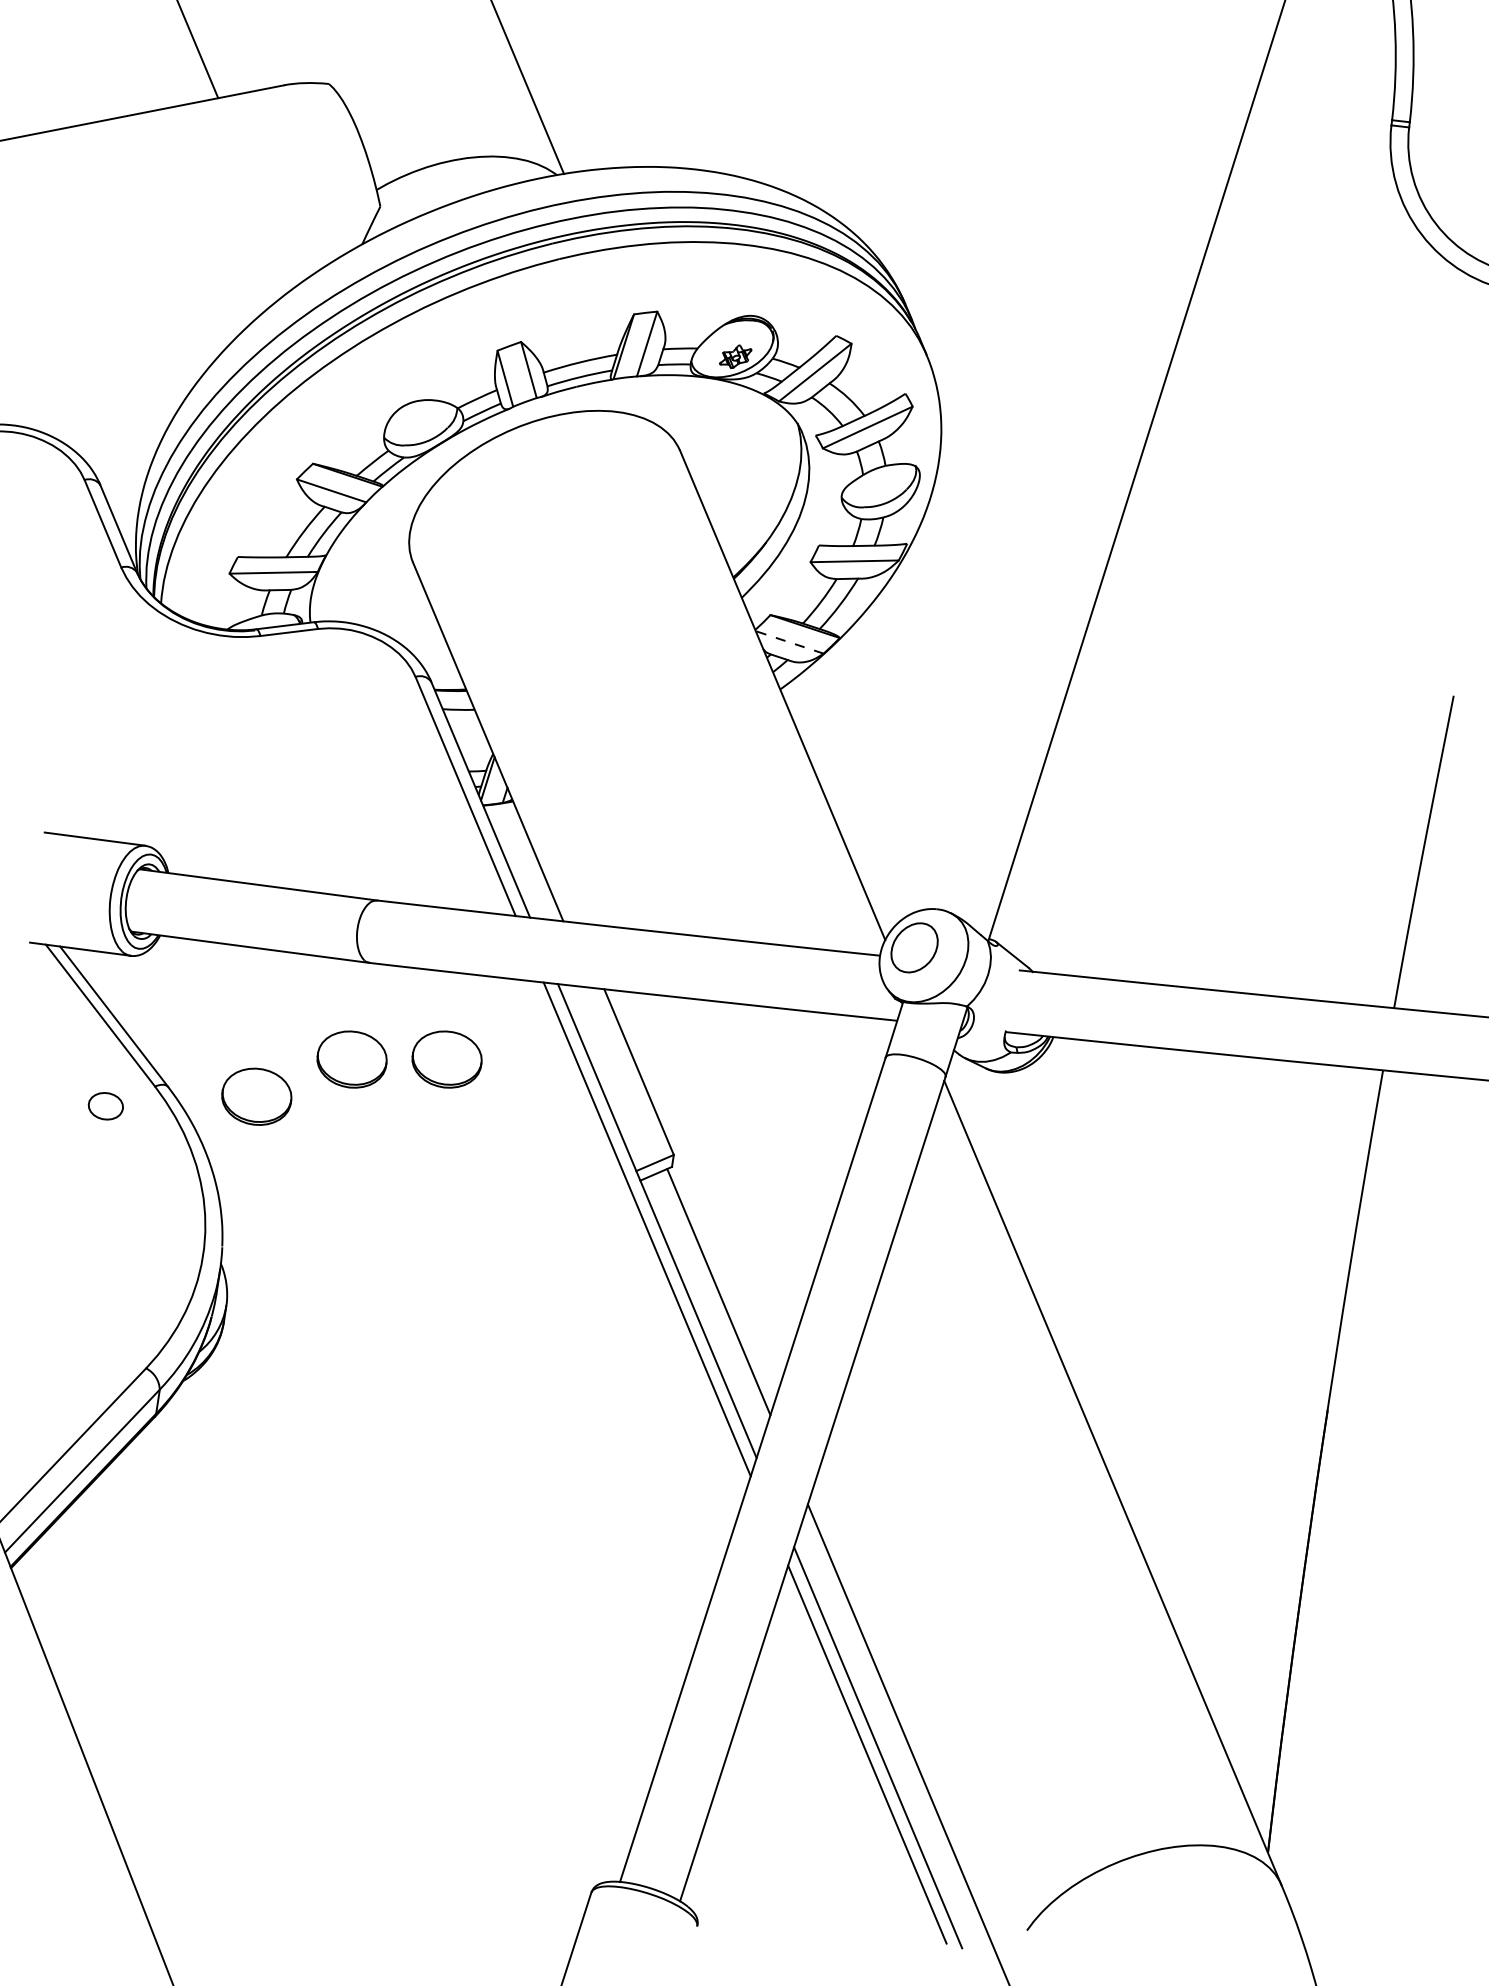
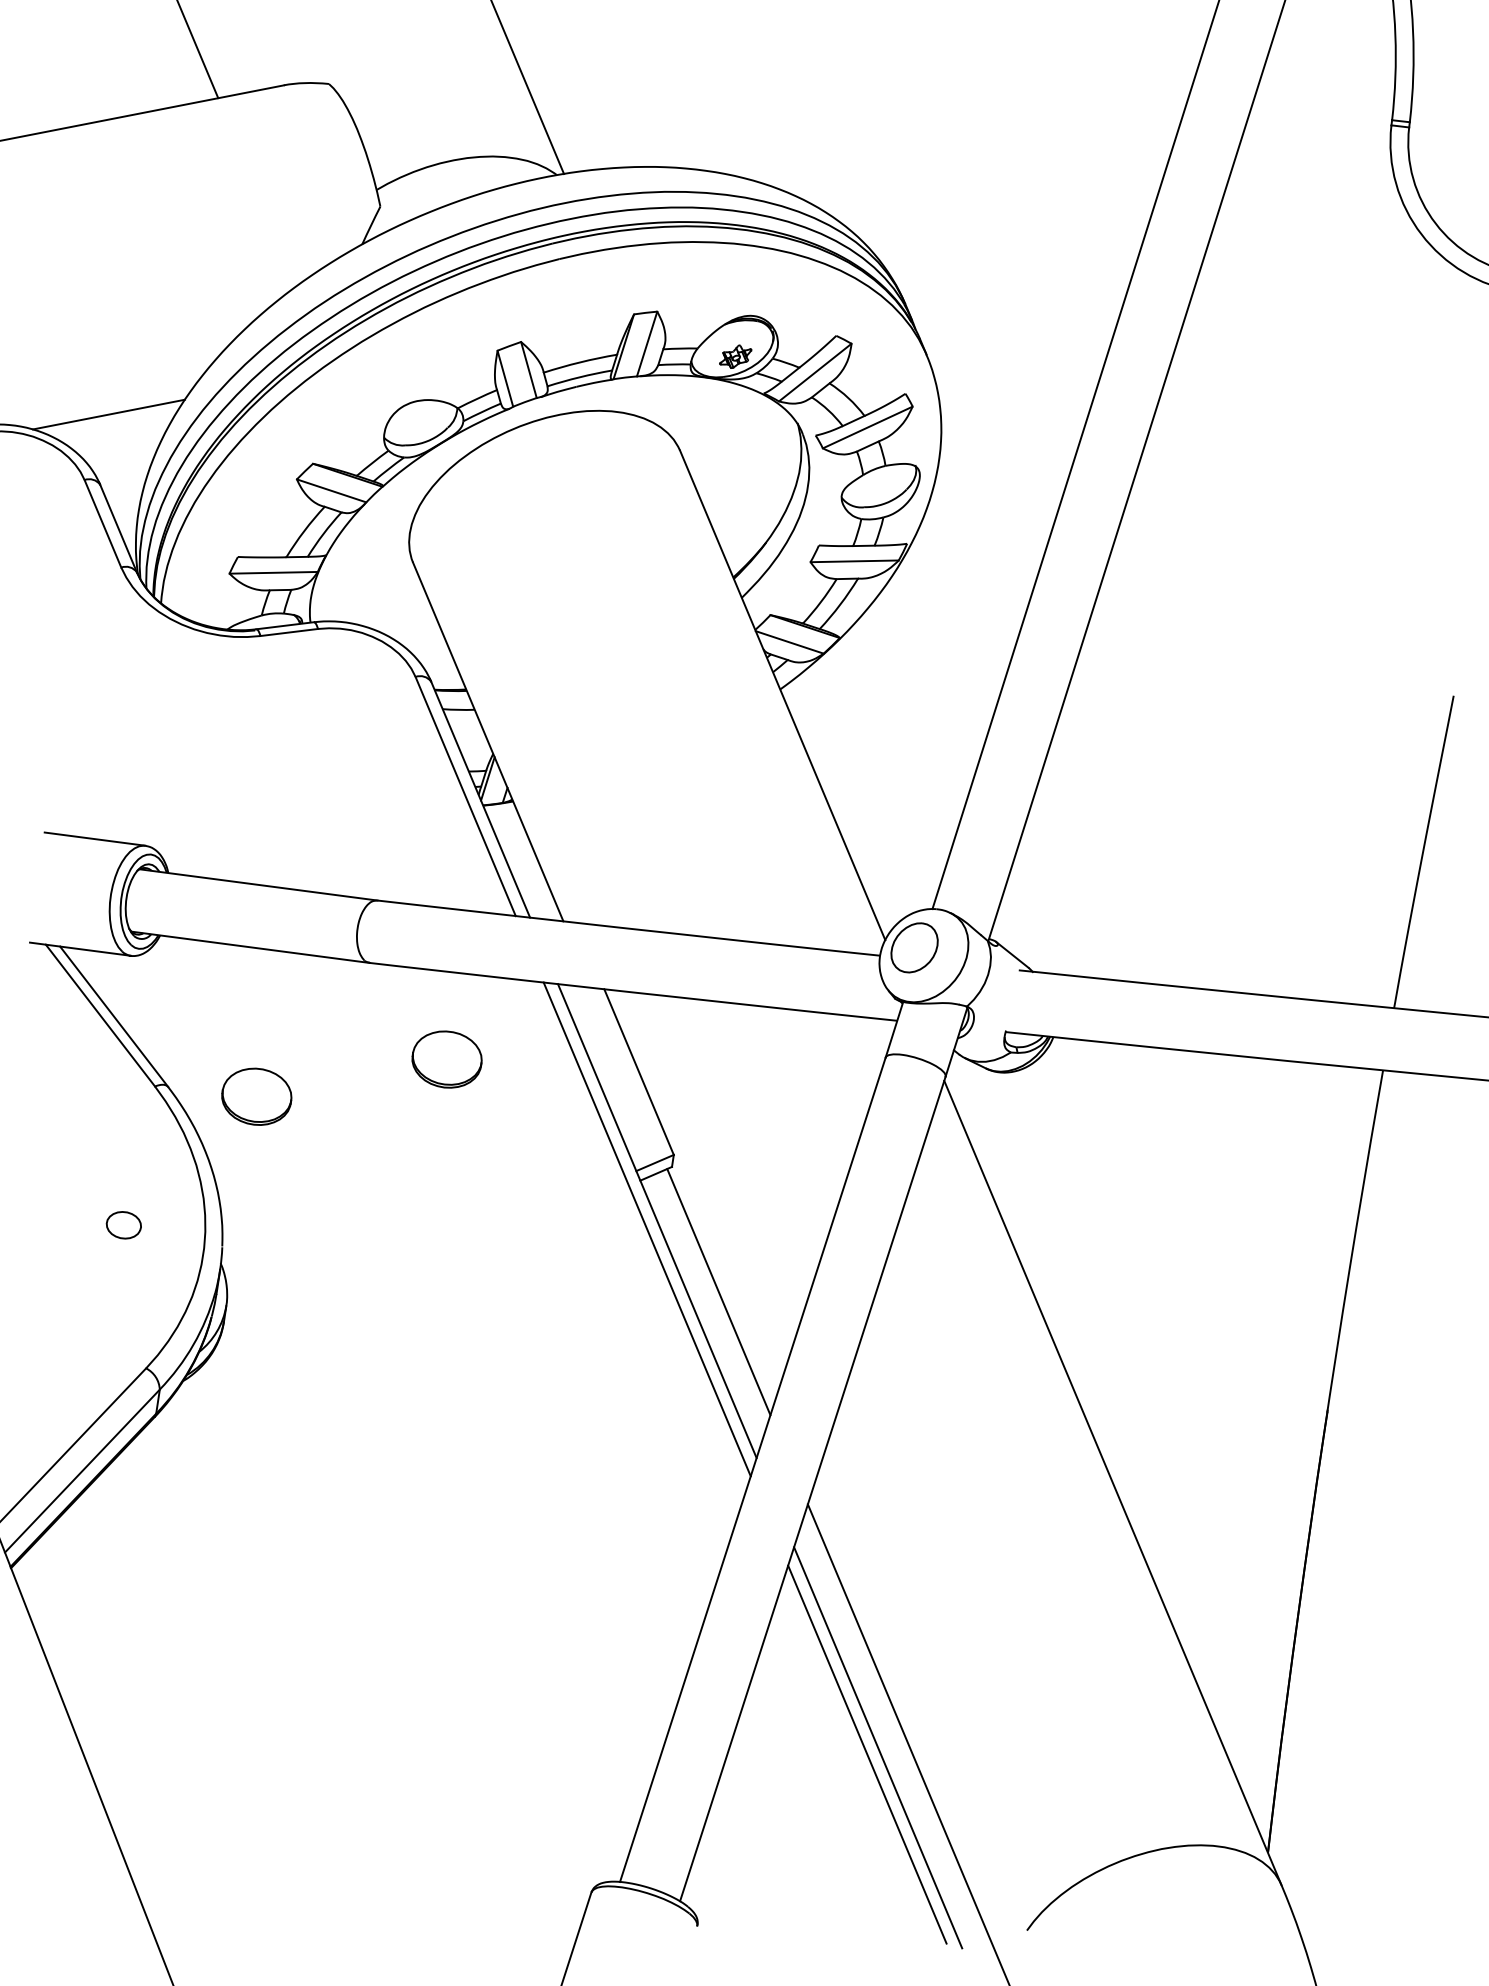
line: none -> present (109, 414)
line: none -> present (1075, 455)
line: dashed -> solid (789, 642)
part: present -> none (351, 1059)
part position: (105, 1106) -> (123, 1225) (123, 1225)
